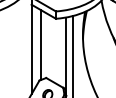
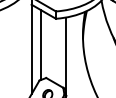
line: present -> none (73, 55)
